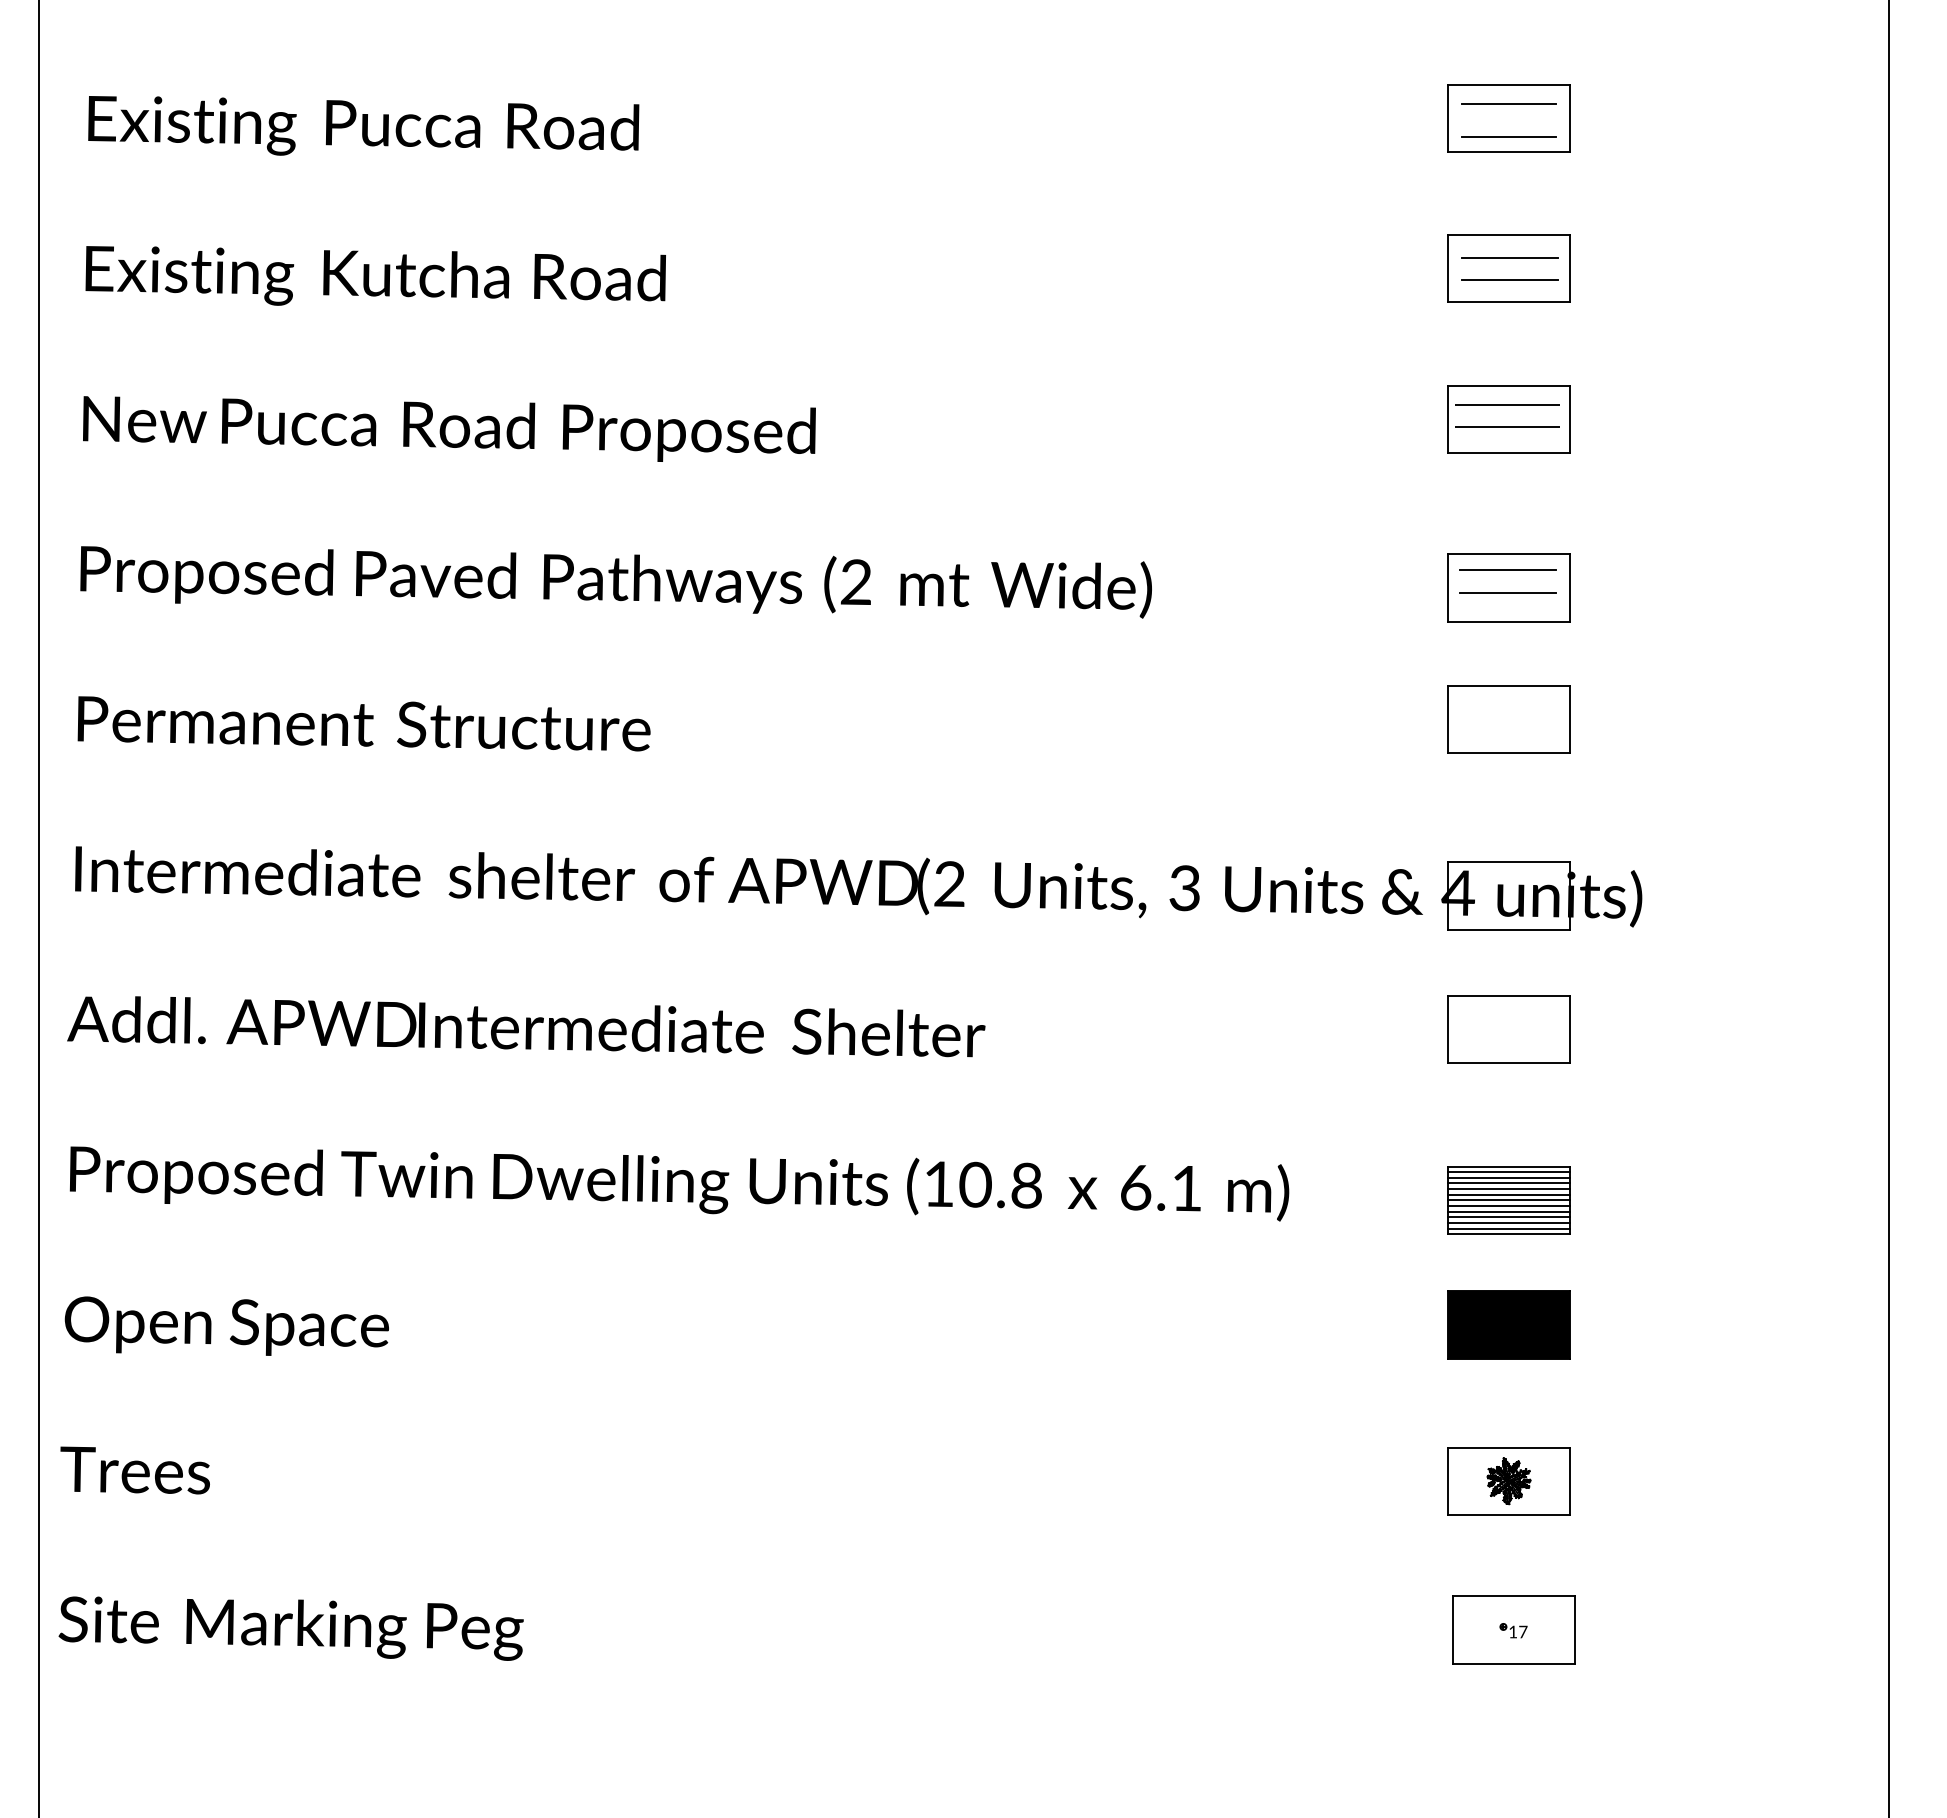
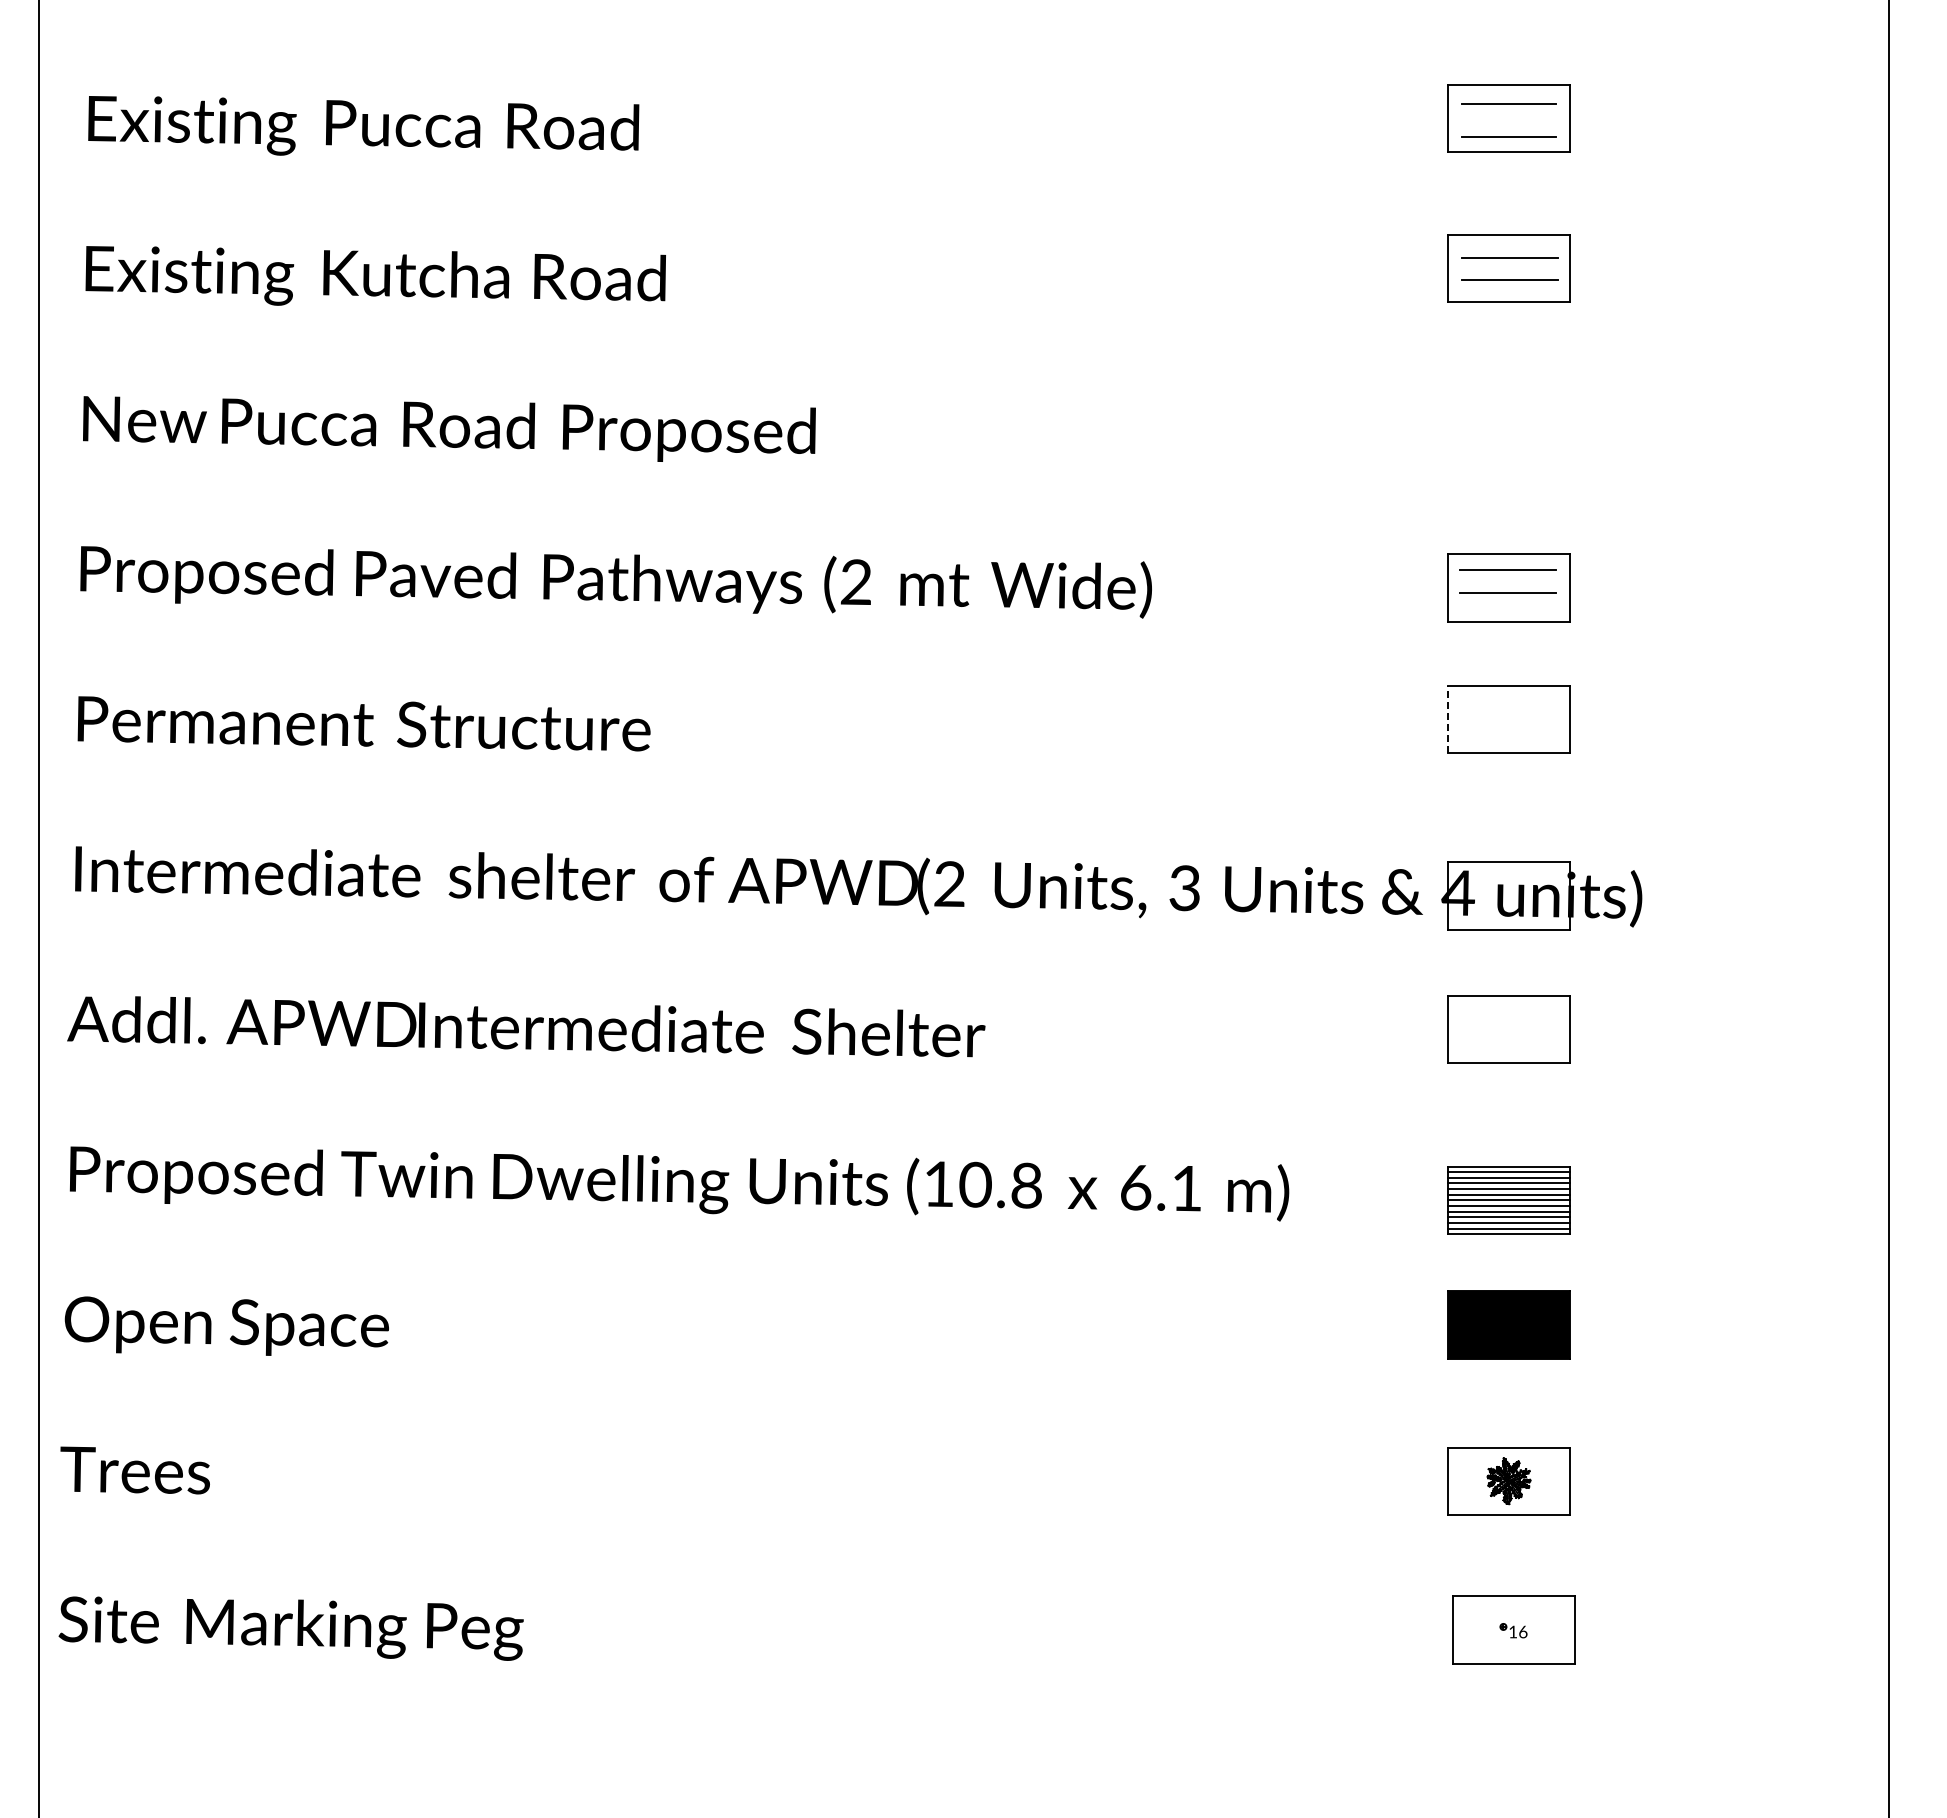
part: present -> none (1508, 419)
line: solid -> dashed (1447, 719)
text: 17 -> 16 (1523, 1631)
